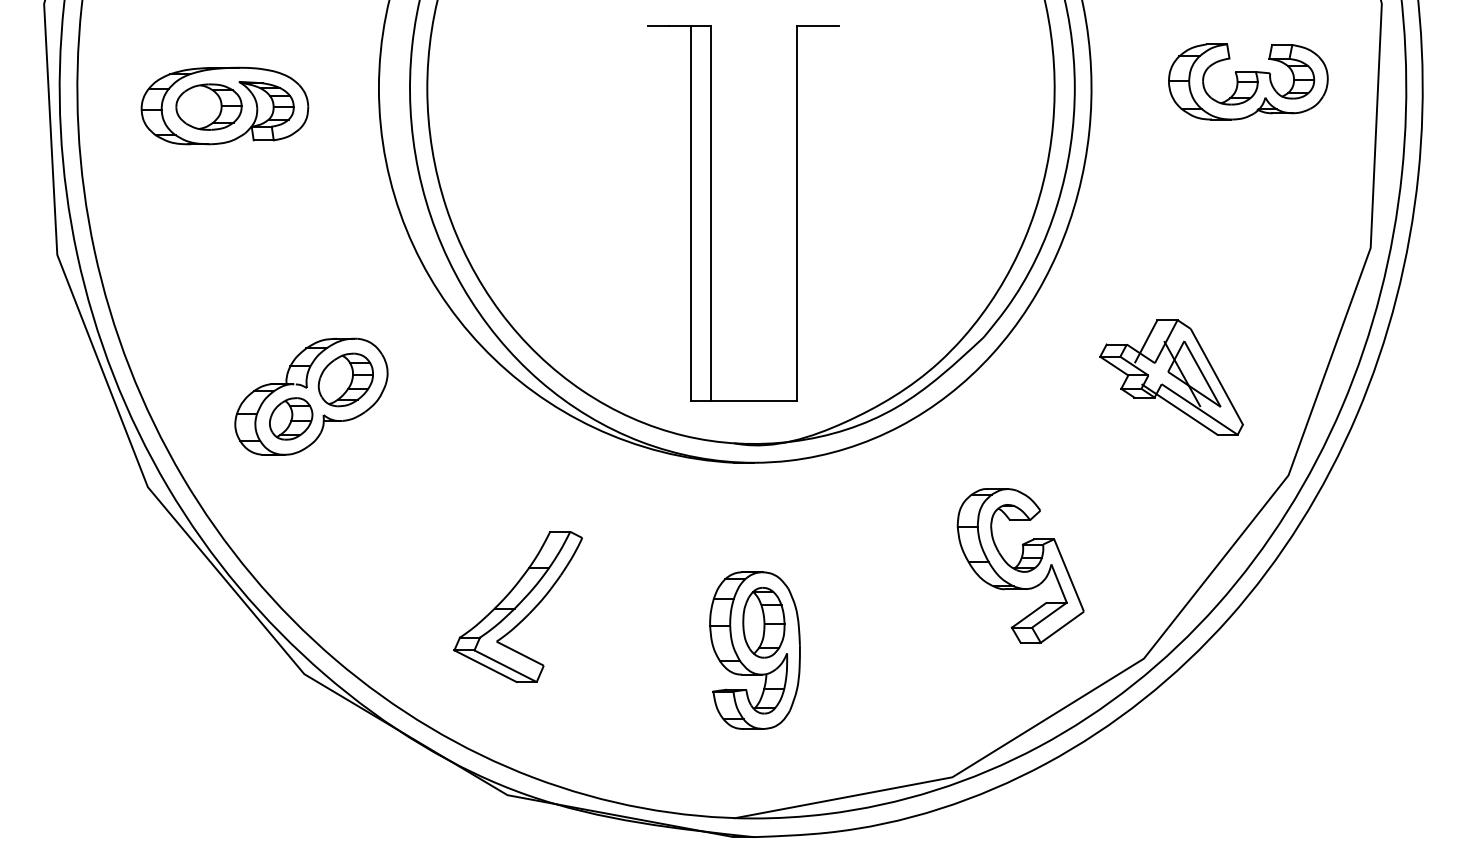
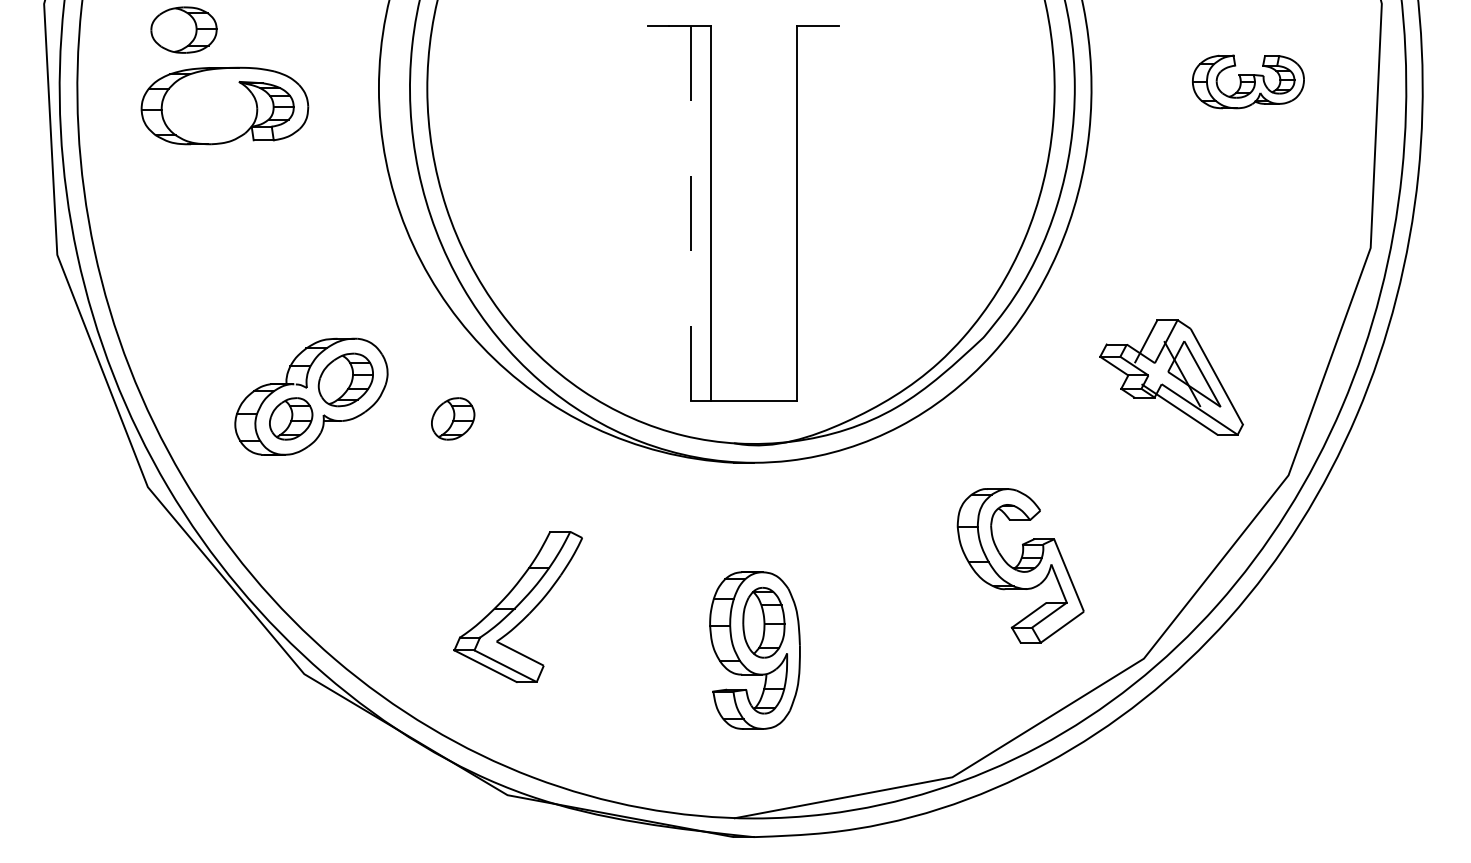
part size: 161x78 px -> 113x56 px (1248, 81)
part position: (208, 106) -> (183, 29) (183, 29)
line: solid -> dashed (691, 212)
part: none -> present (453, 418)
